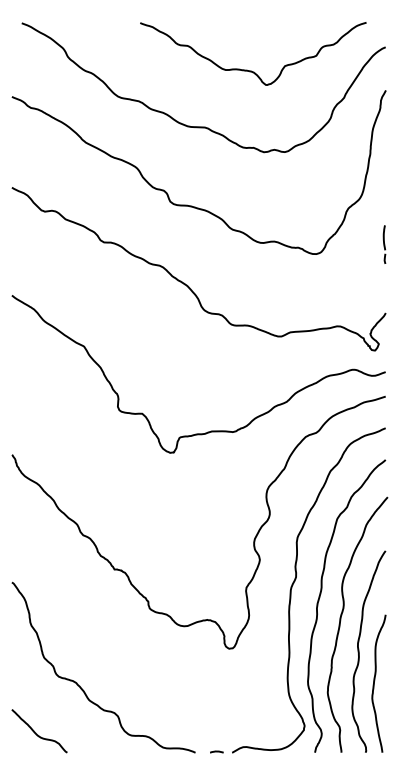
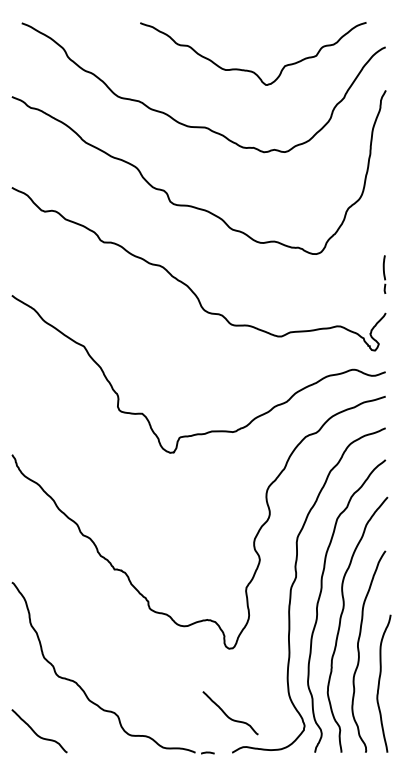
part position: (384, 244) -> (384, 274) (384, 274)
curve position: (374, 683) -> (379, 683) (379, 683)
curve: none -> present (229, 716)
curve position: (216, 751) -> (207, 752) (207, 752)
